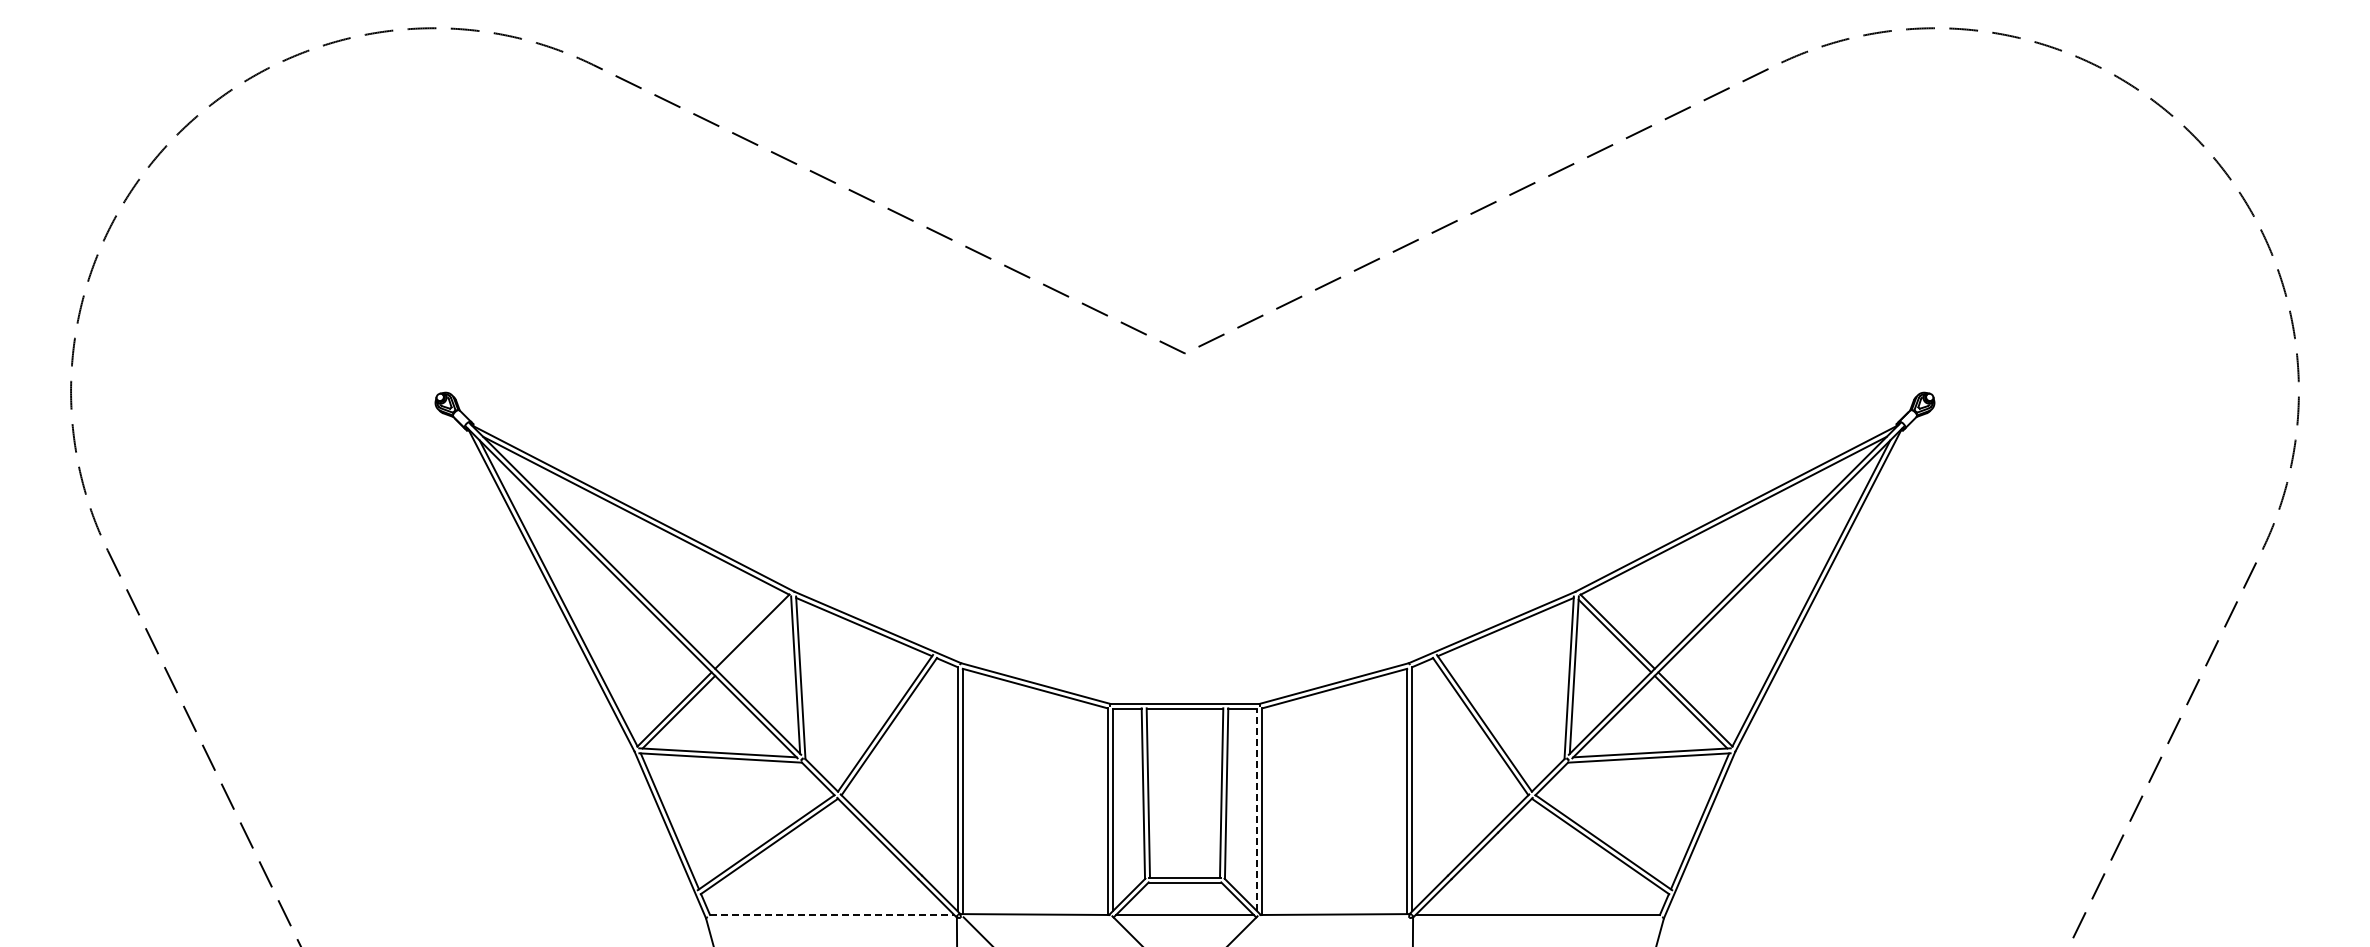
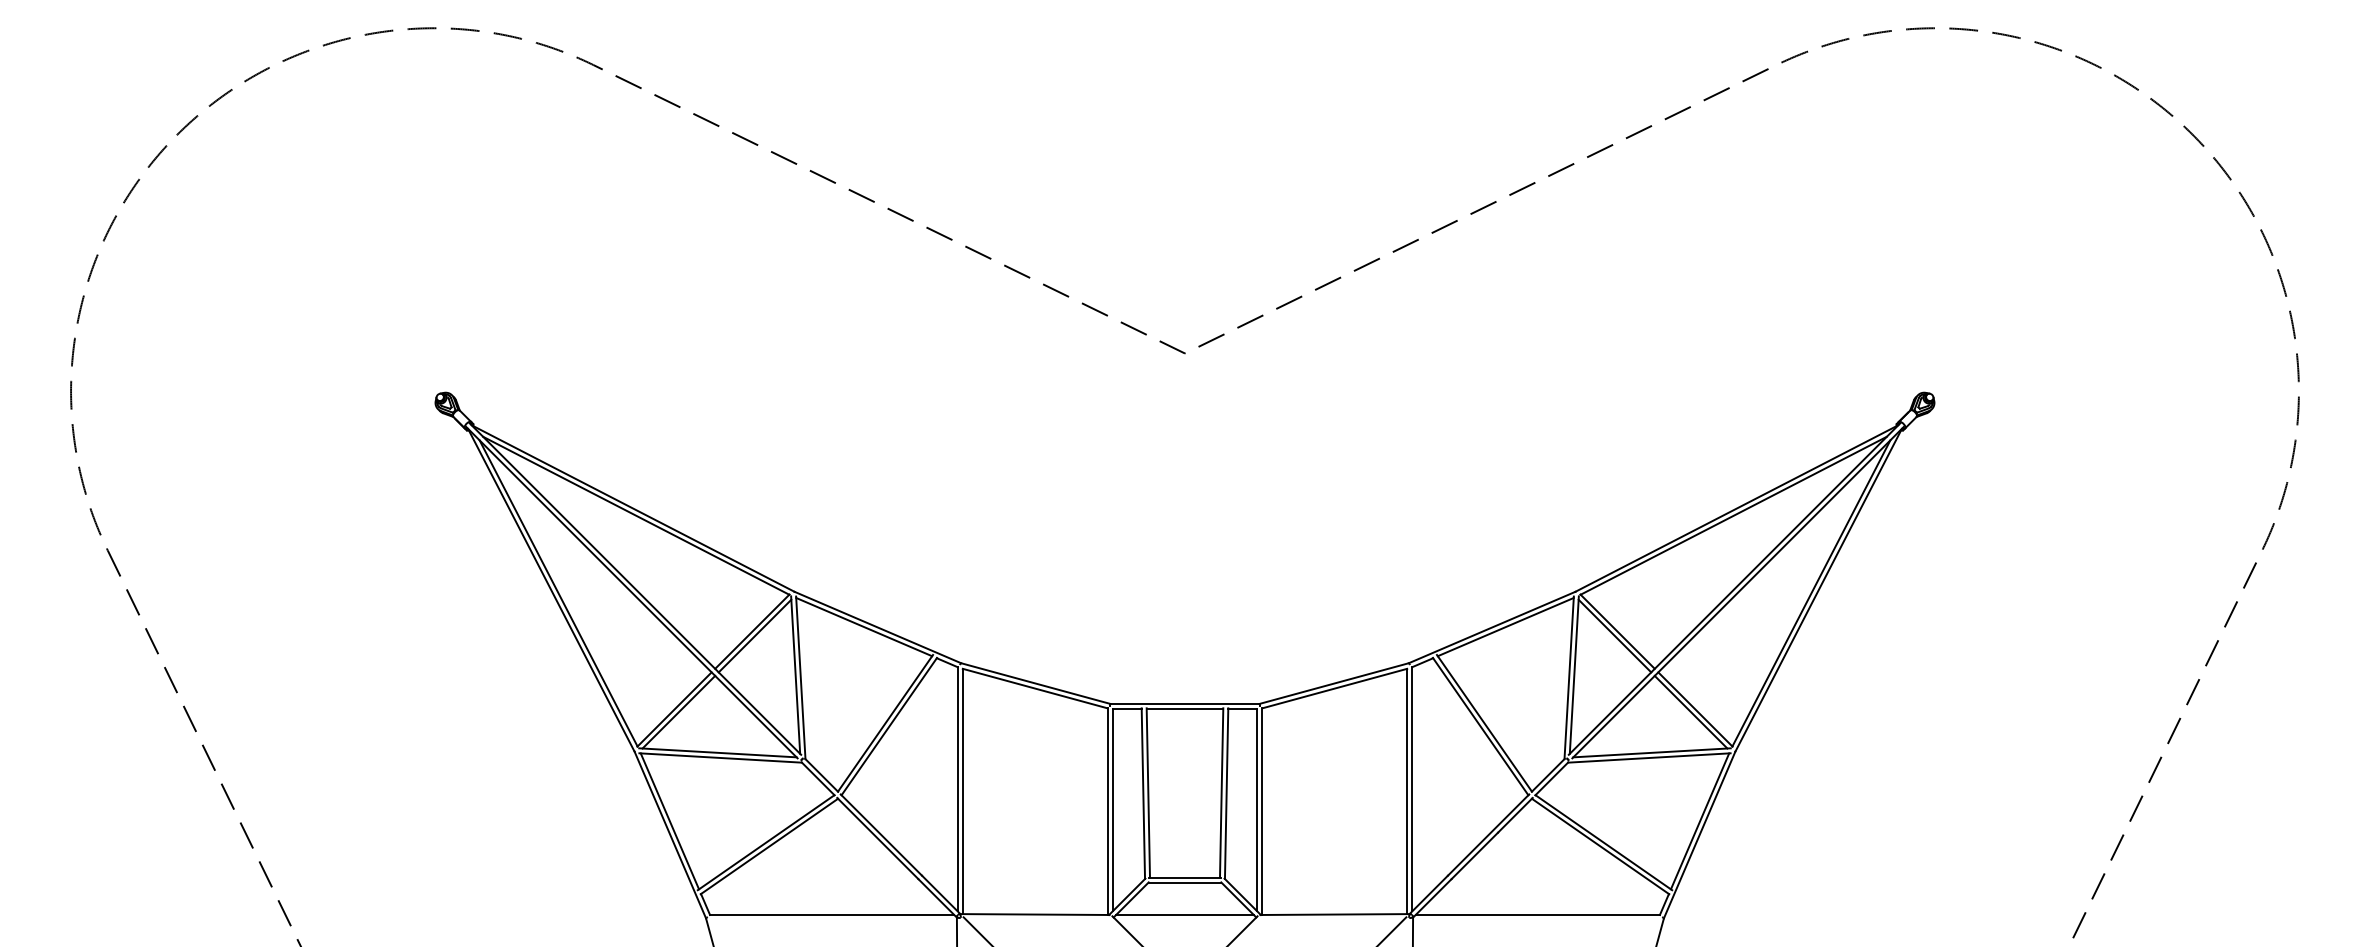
line: none -> present (754, 635)
line: dashed -> solid (1257, 809)
line: dashed -> solid (832, 914)
line: none -> present (1392, 930)
